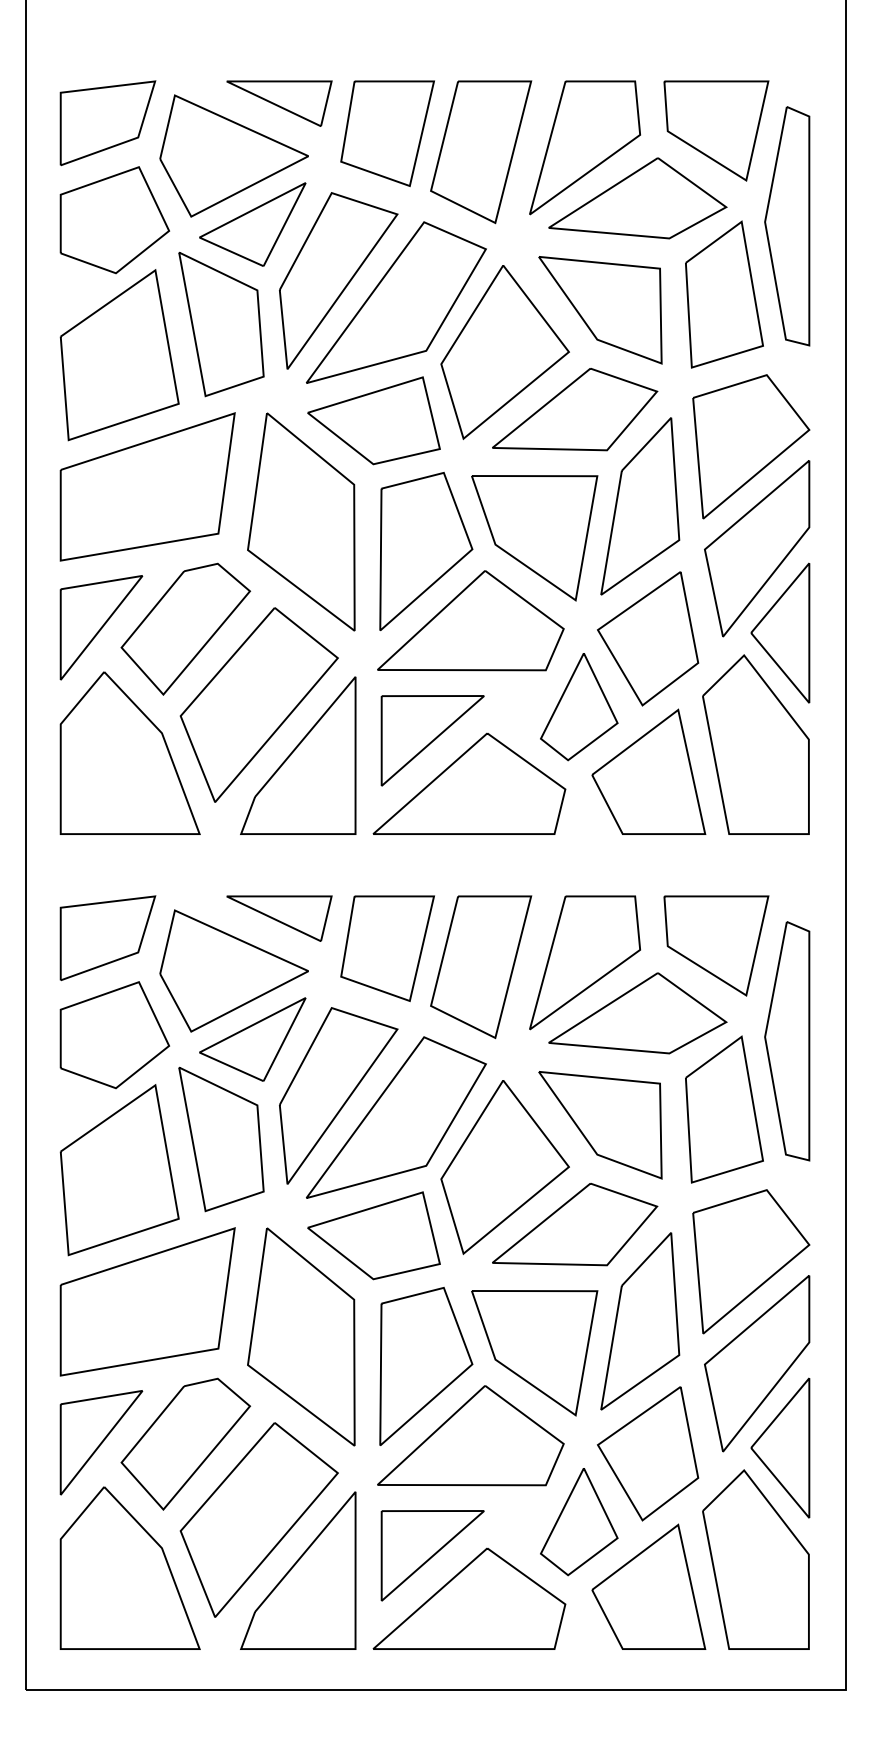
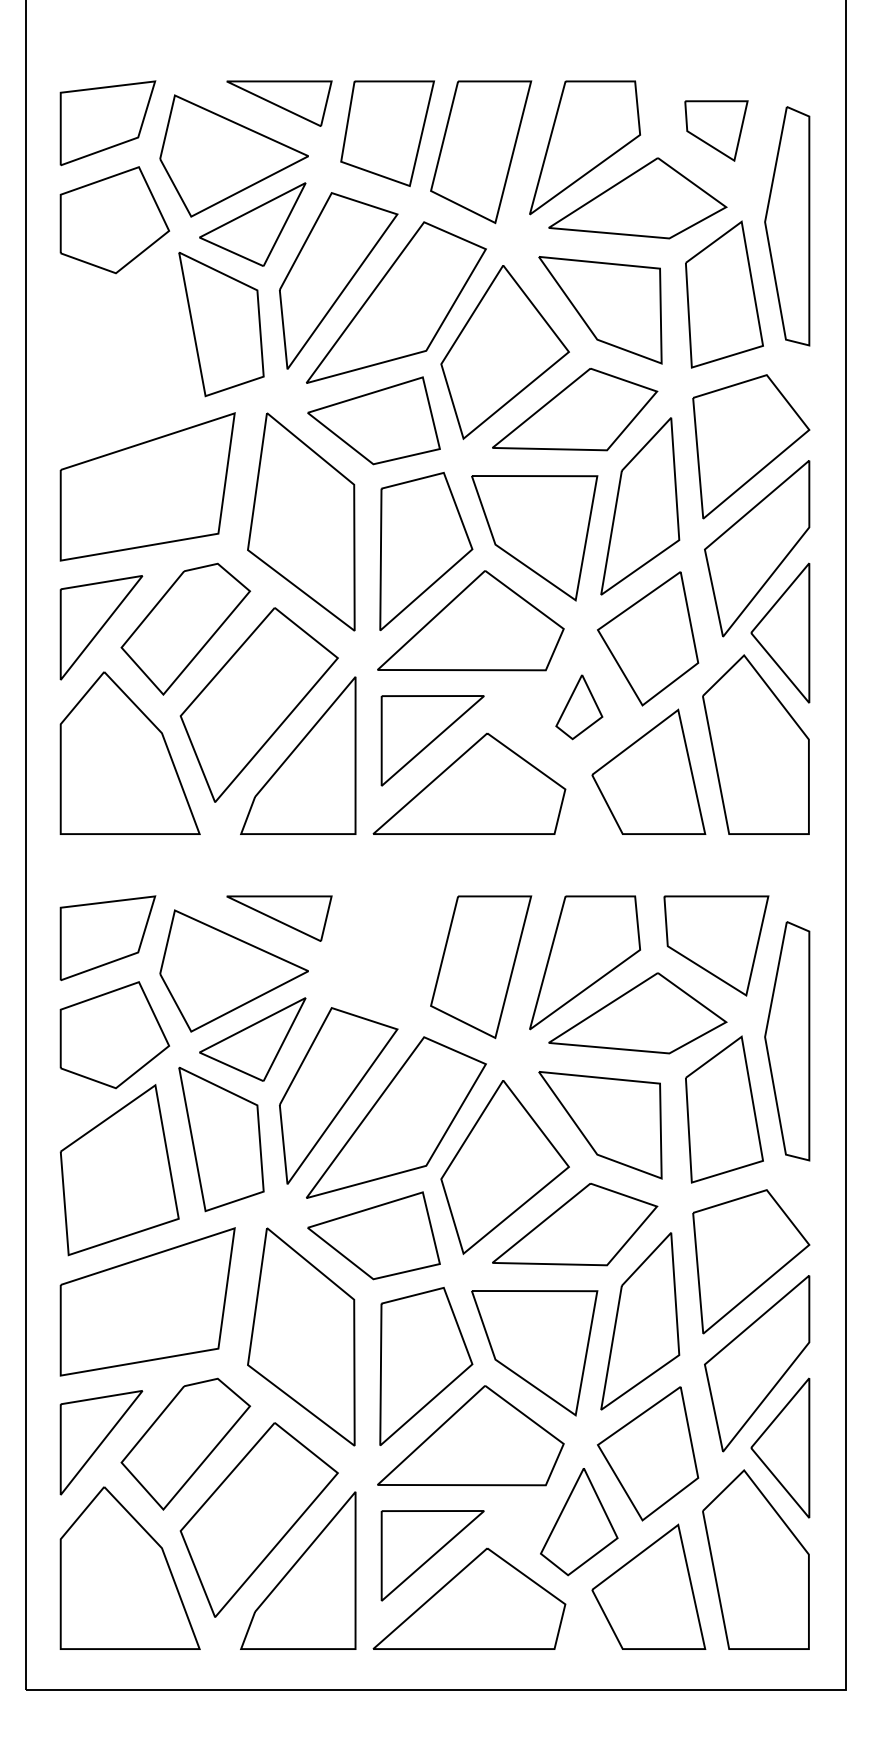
part size: 107x102 px -> 65x62 px (716, 130)
part: present -> none (119, 355)
part size: 79x109 px -> 49x67 px (579, 707)
part: present -> none (387, 948)
